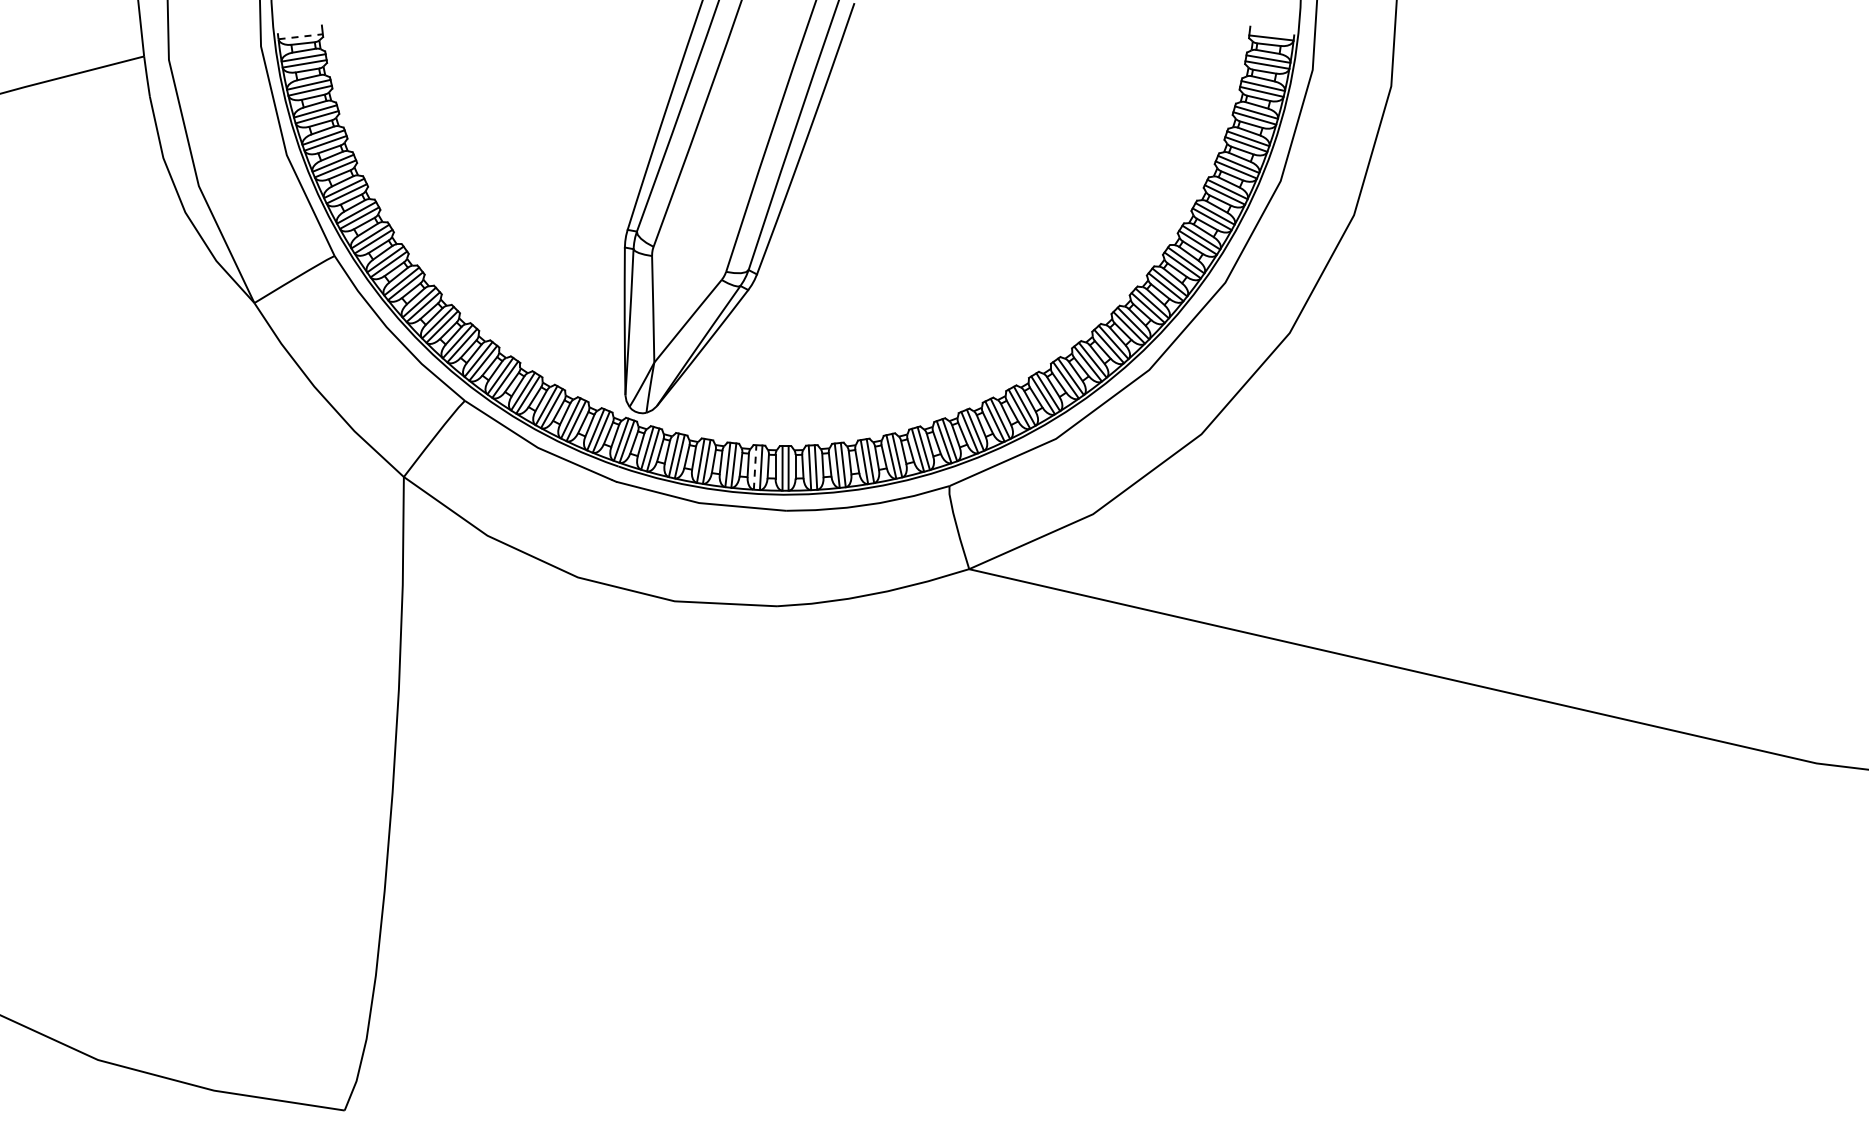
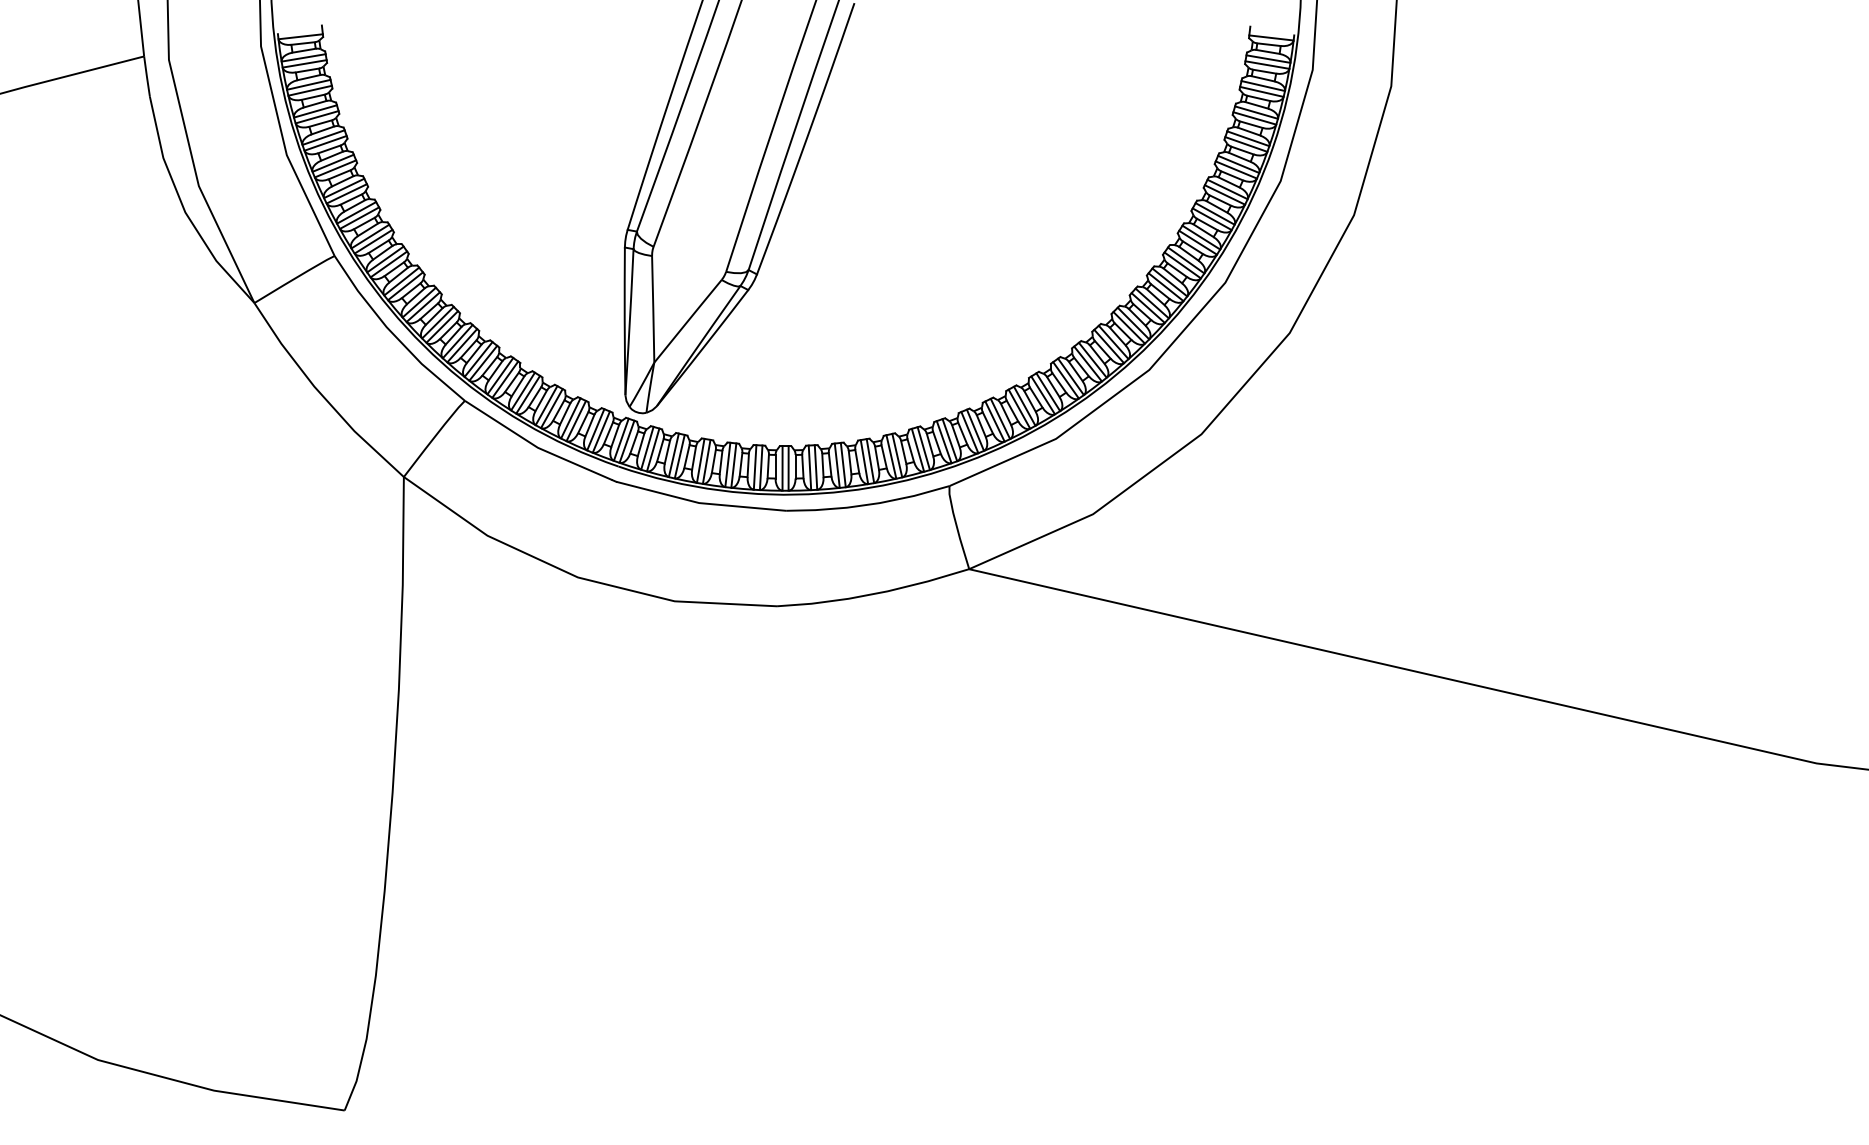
line: dashed -> solid (301, 36)
line: dashed -> solid (755, 466)
